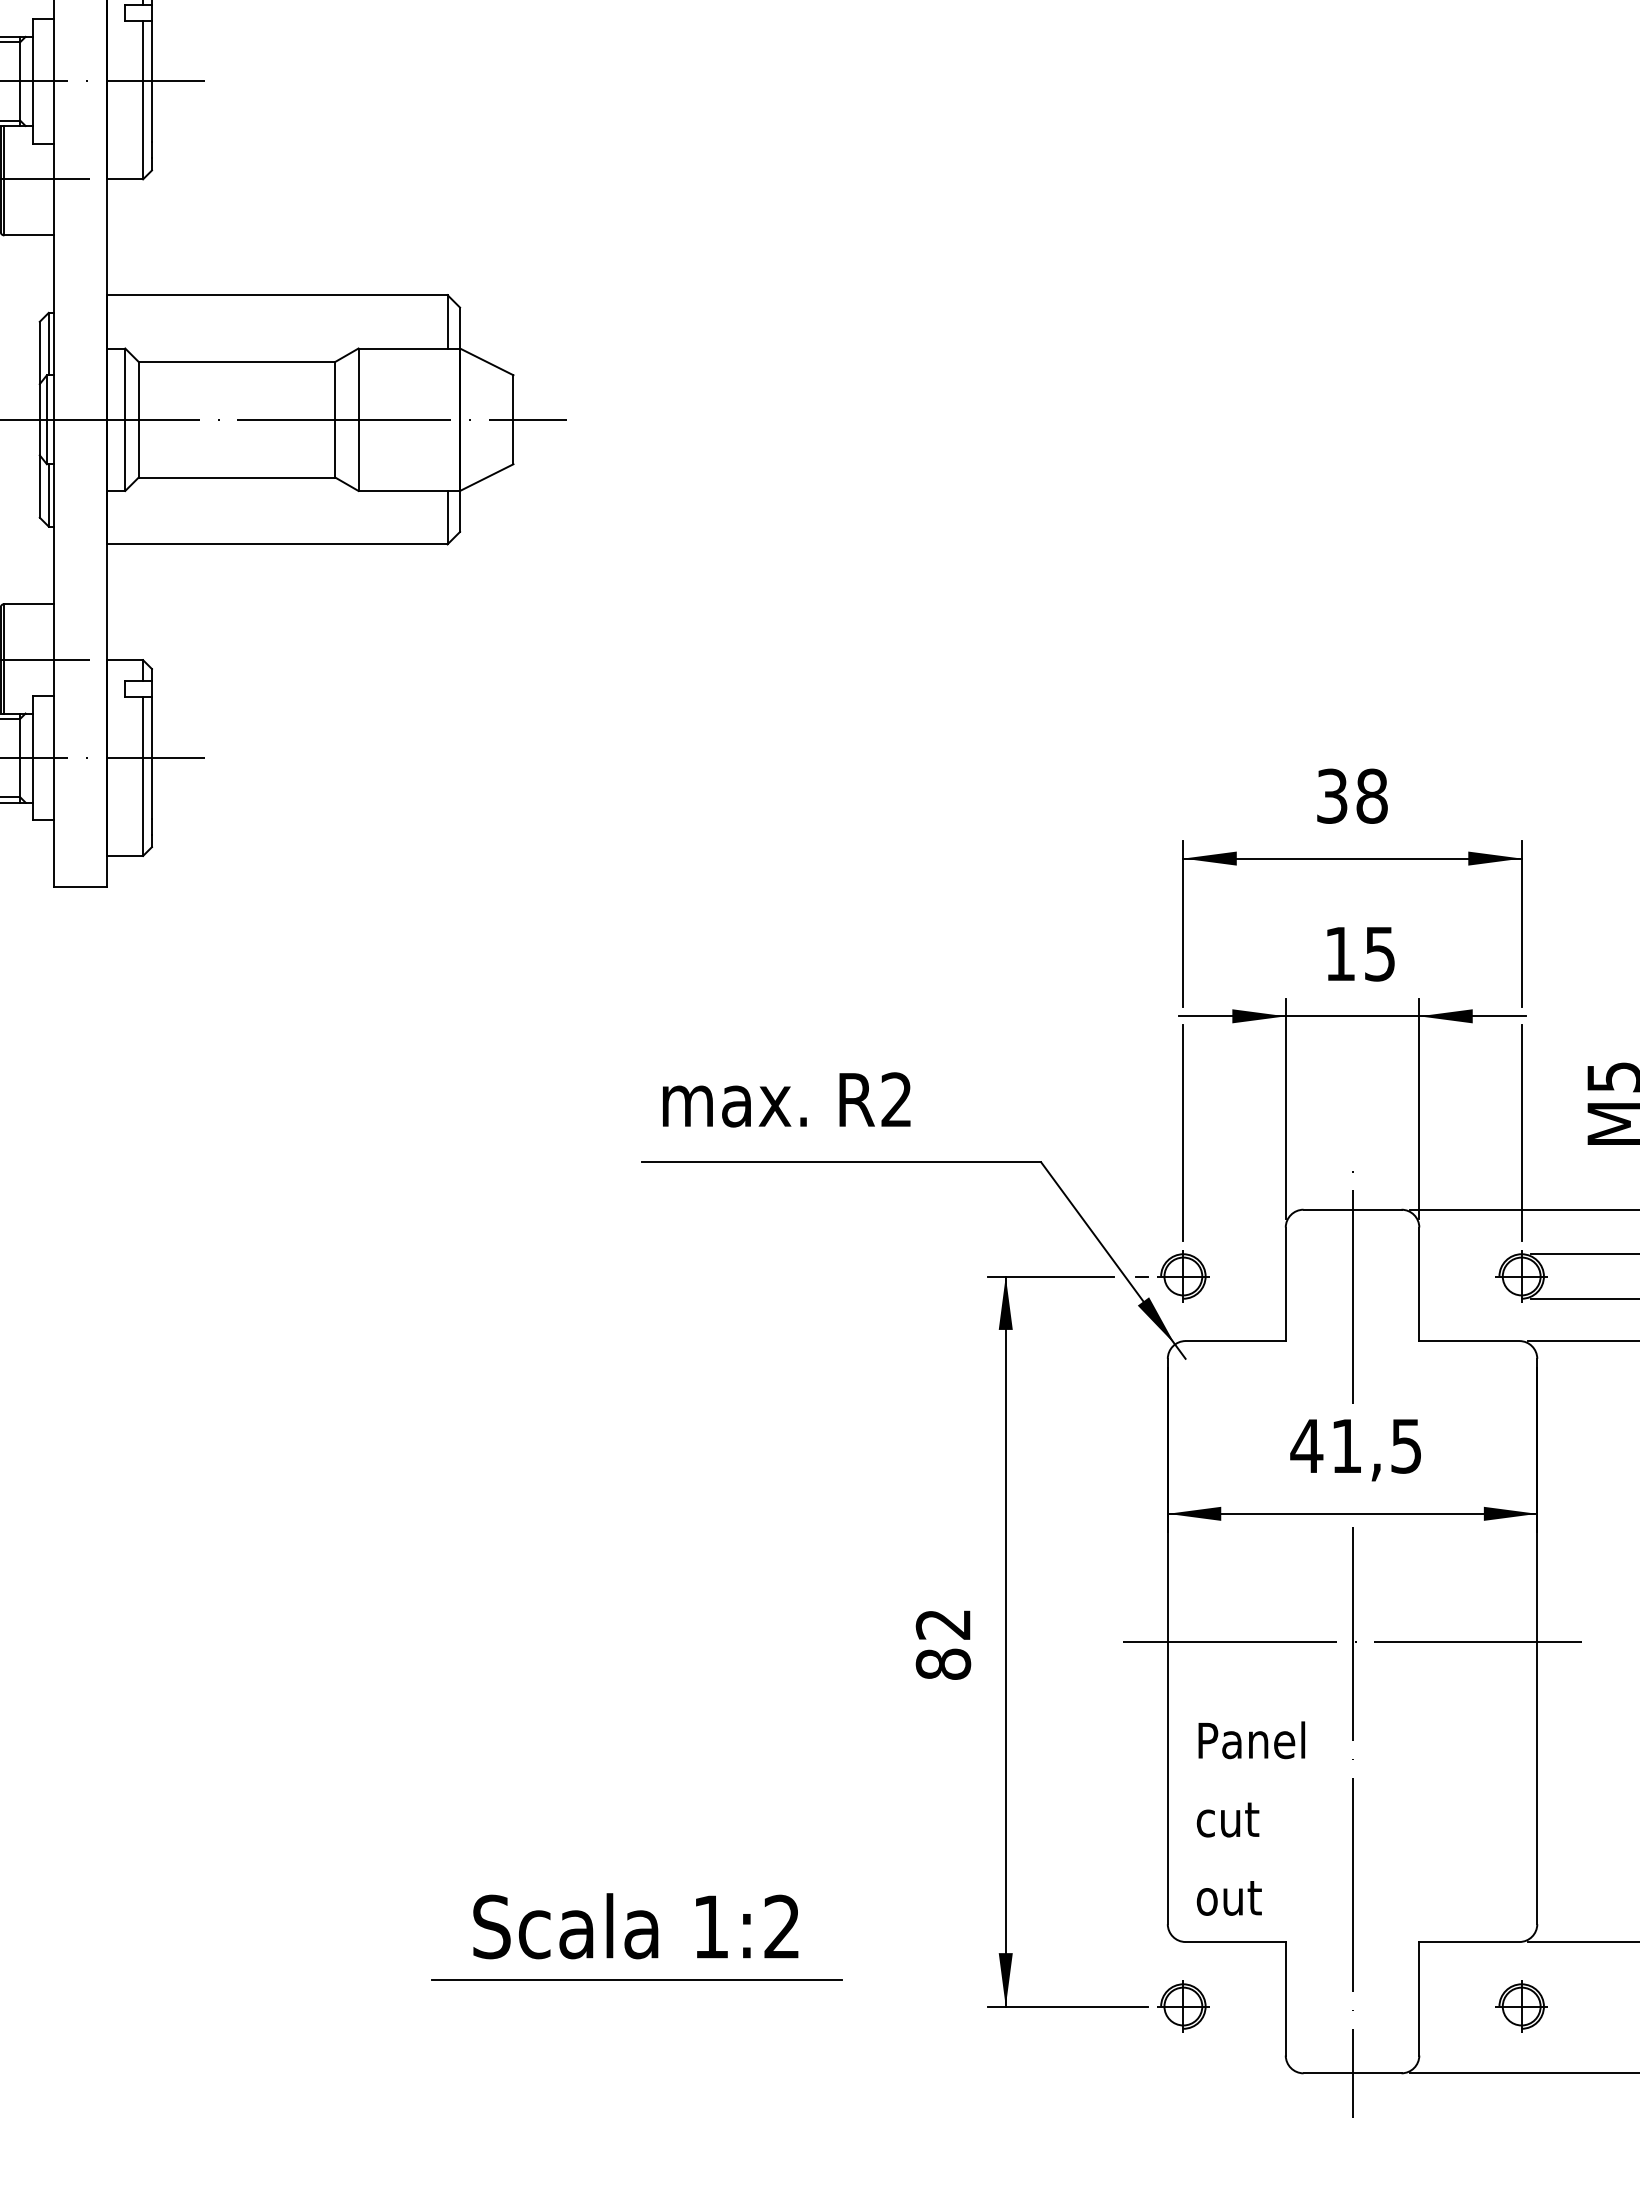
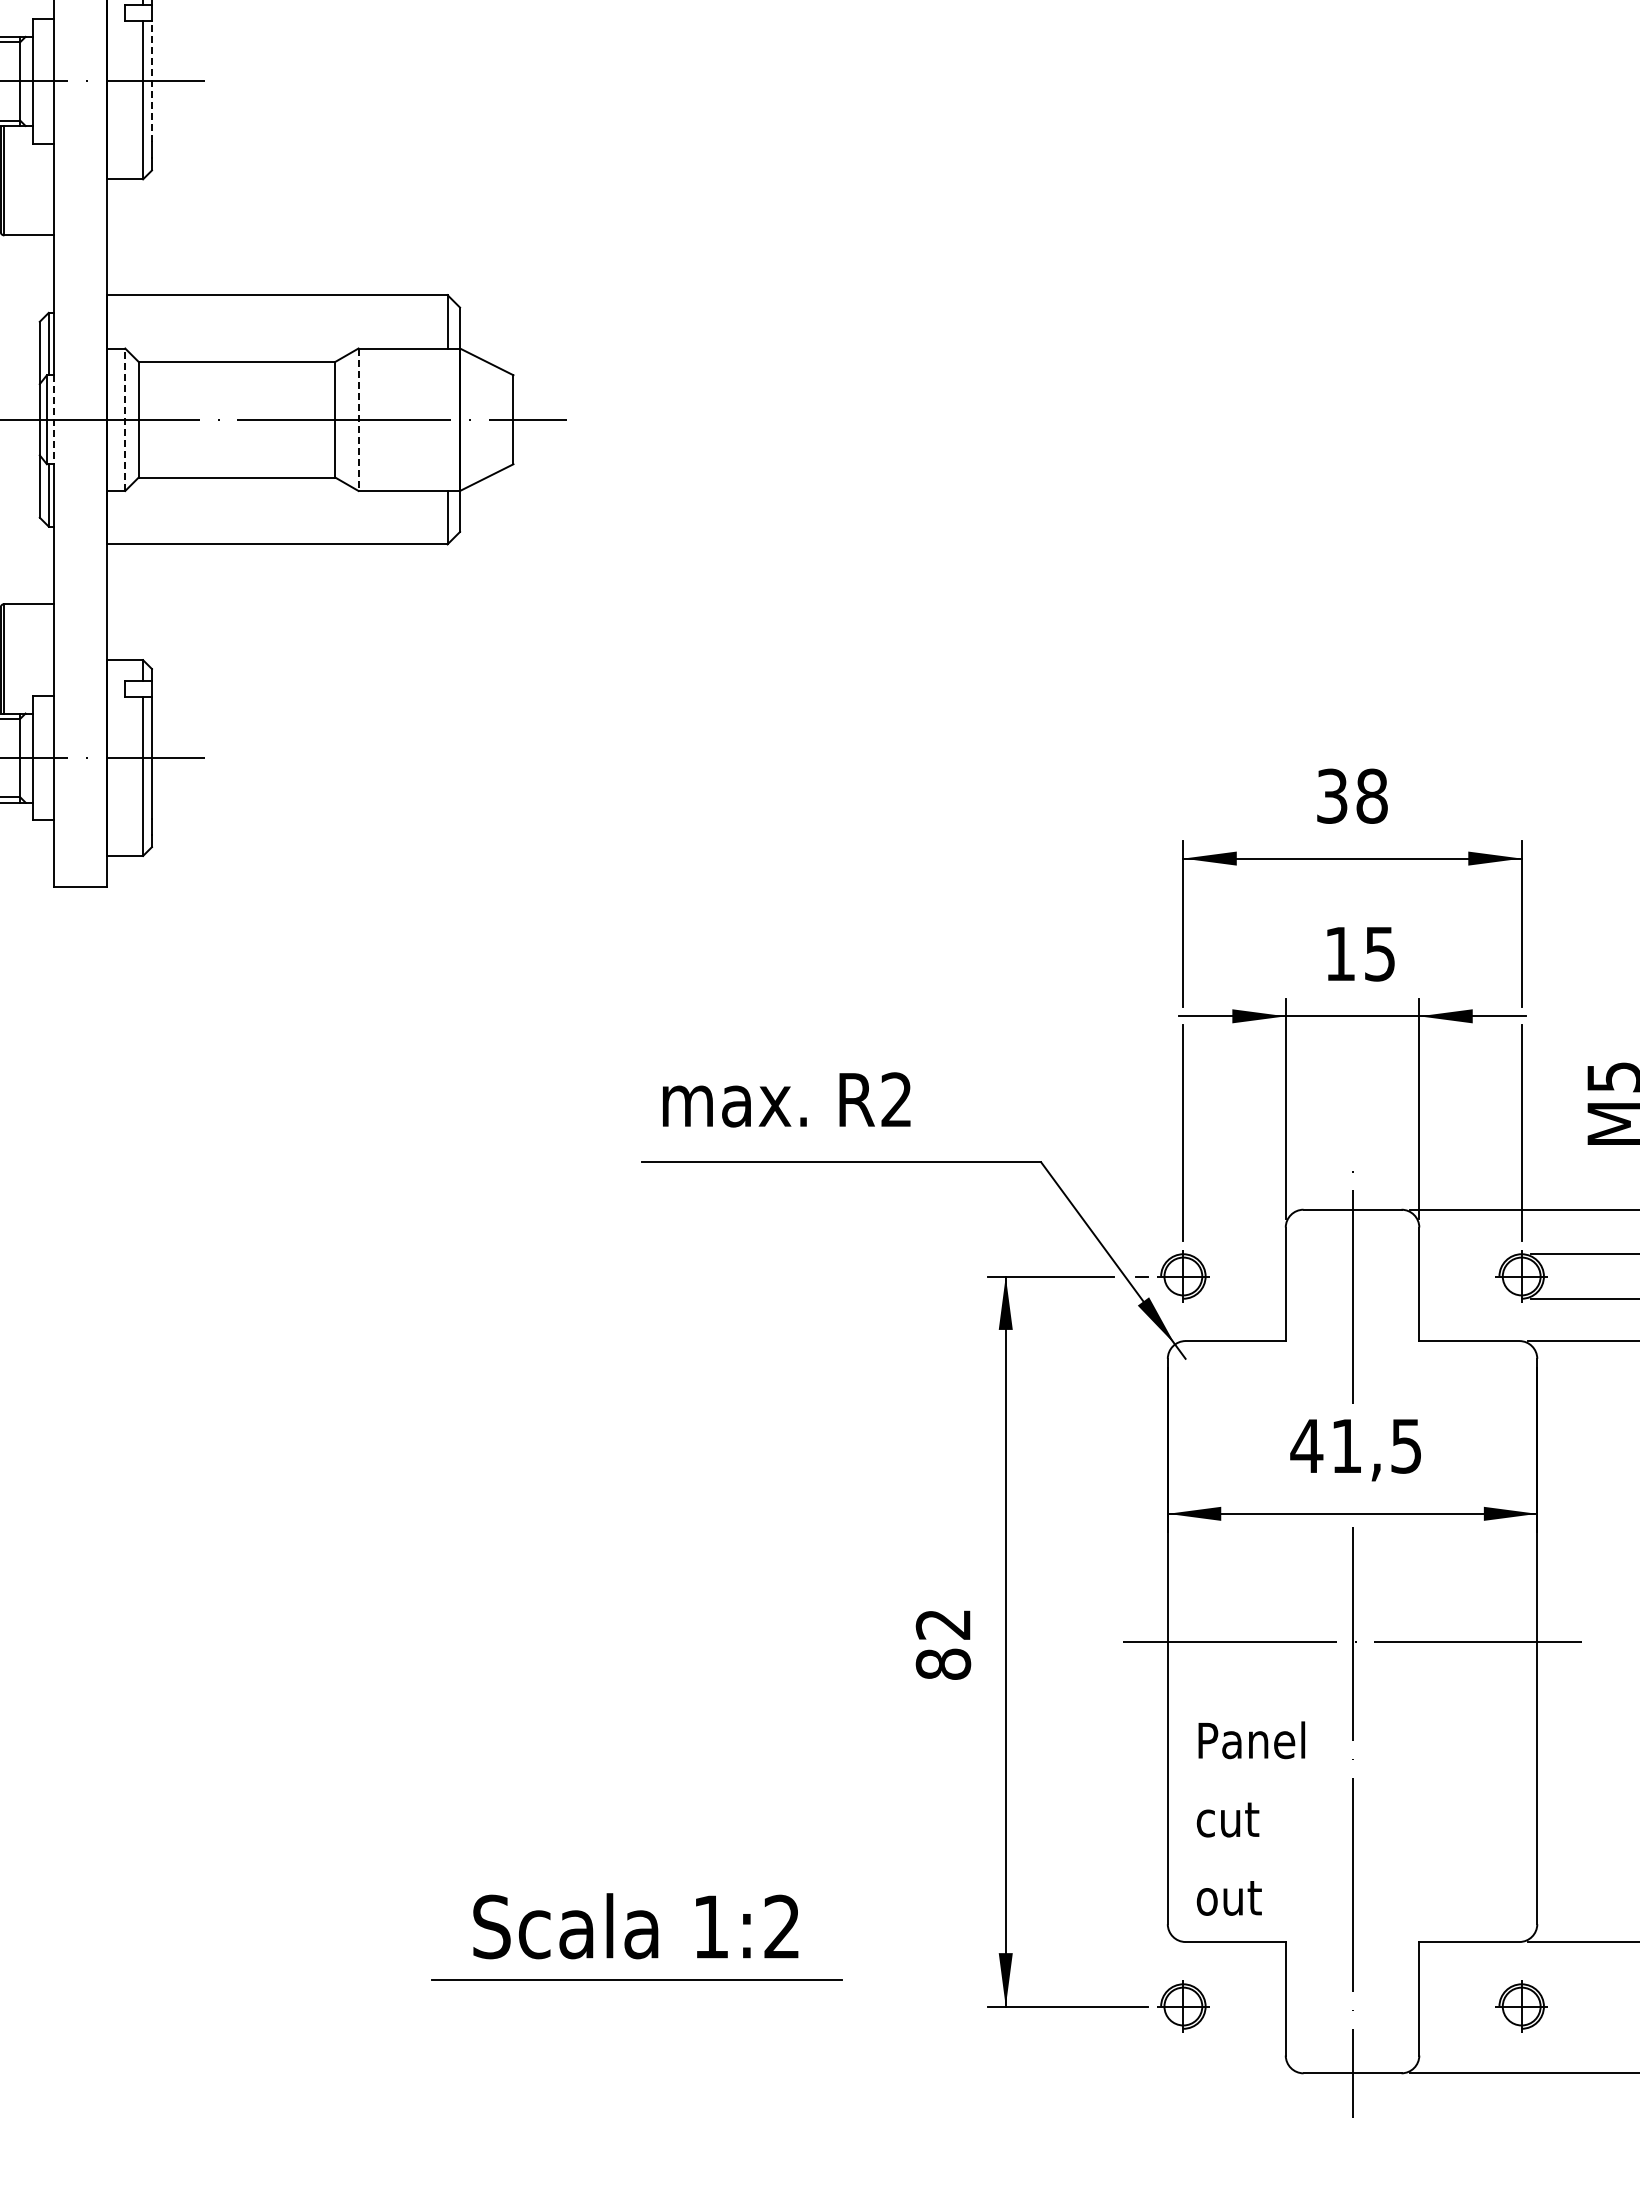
line: solid -> dashed (152, 81)
line: present -> none (45, 179)
line: solid -> dashed (54, 419)
line: solid -> dashed (125, 419)
line: solid -> dashed (358, 420)
line: present -> none (45, 660)
